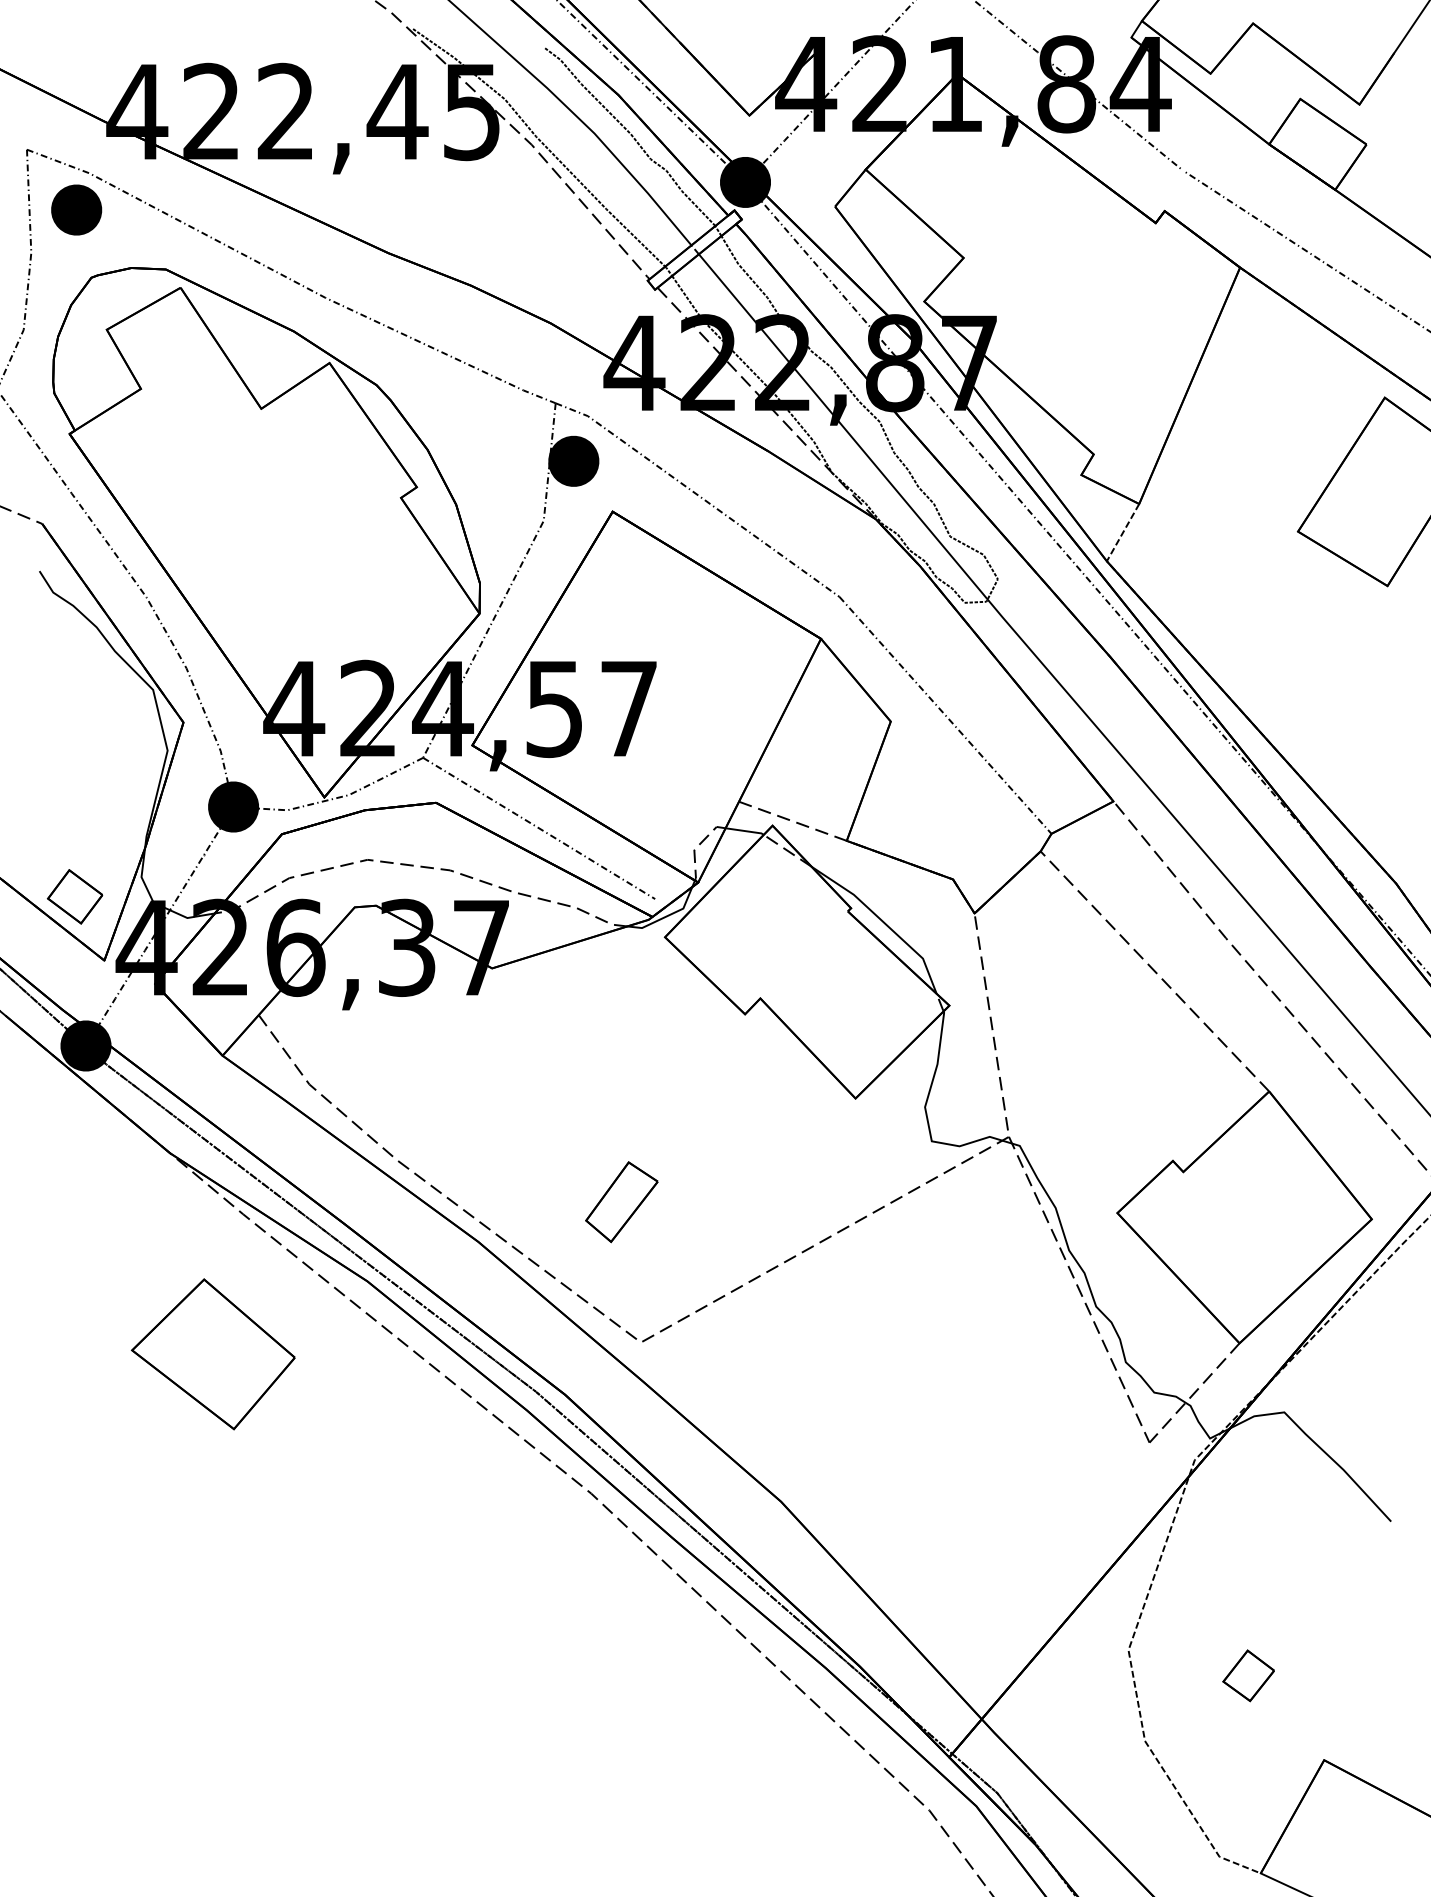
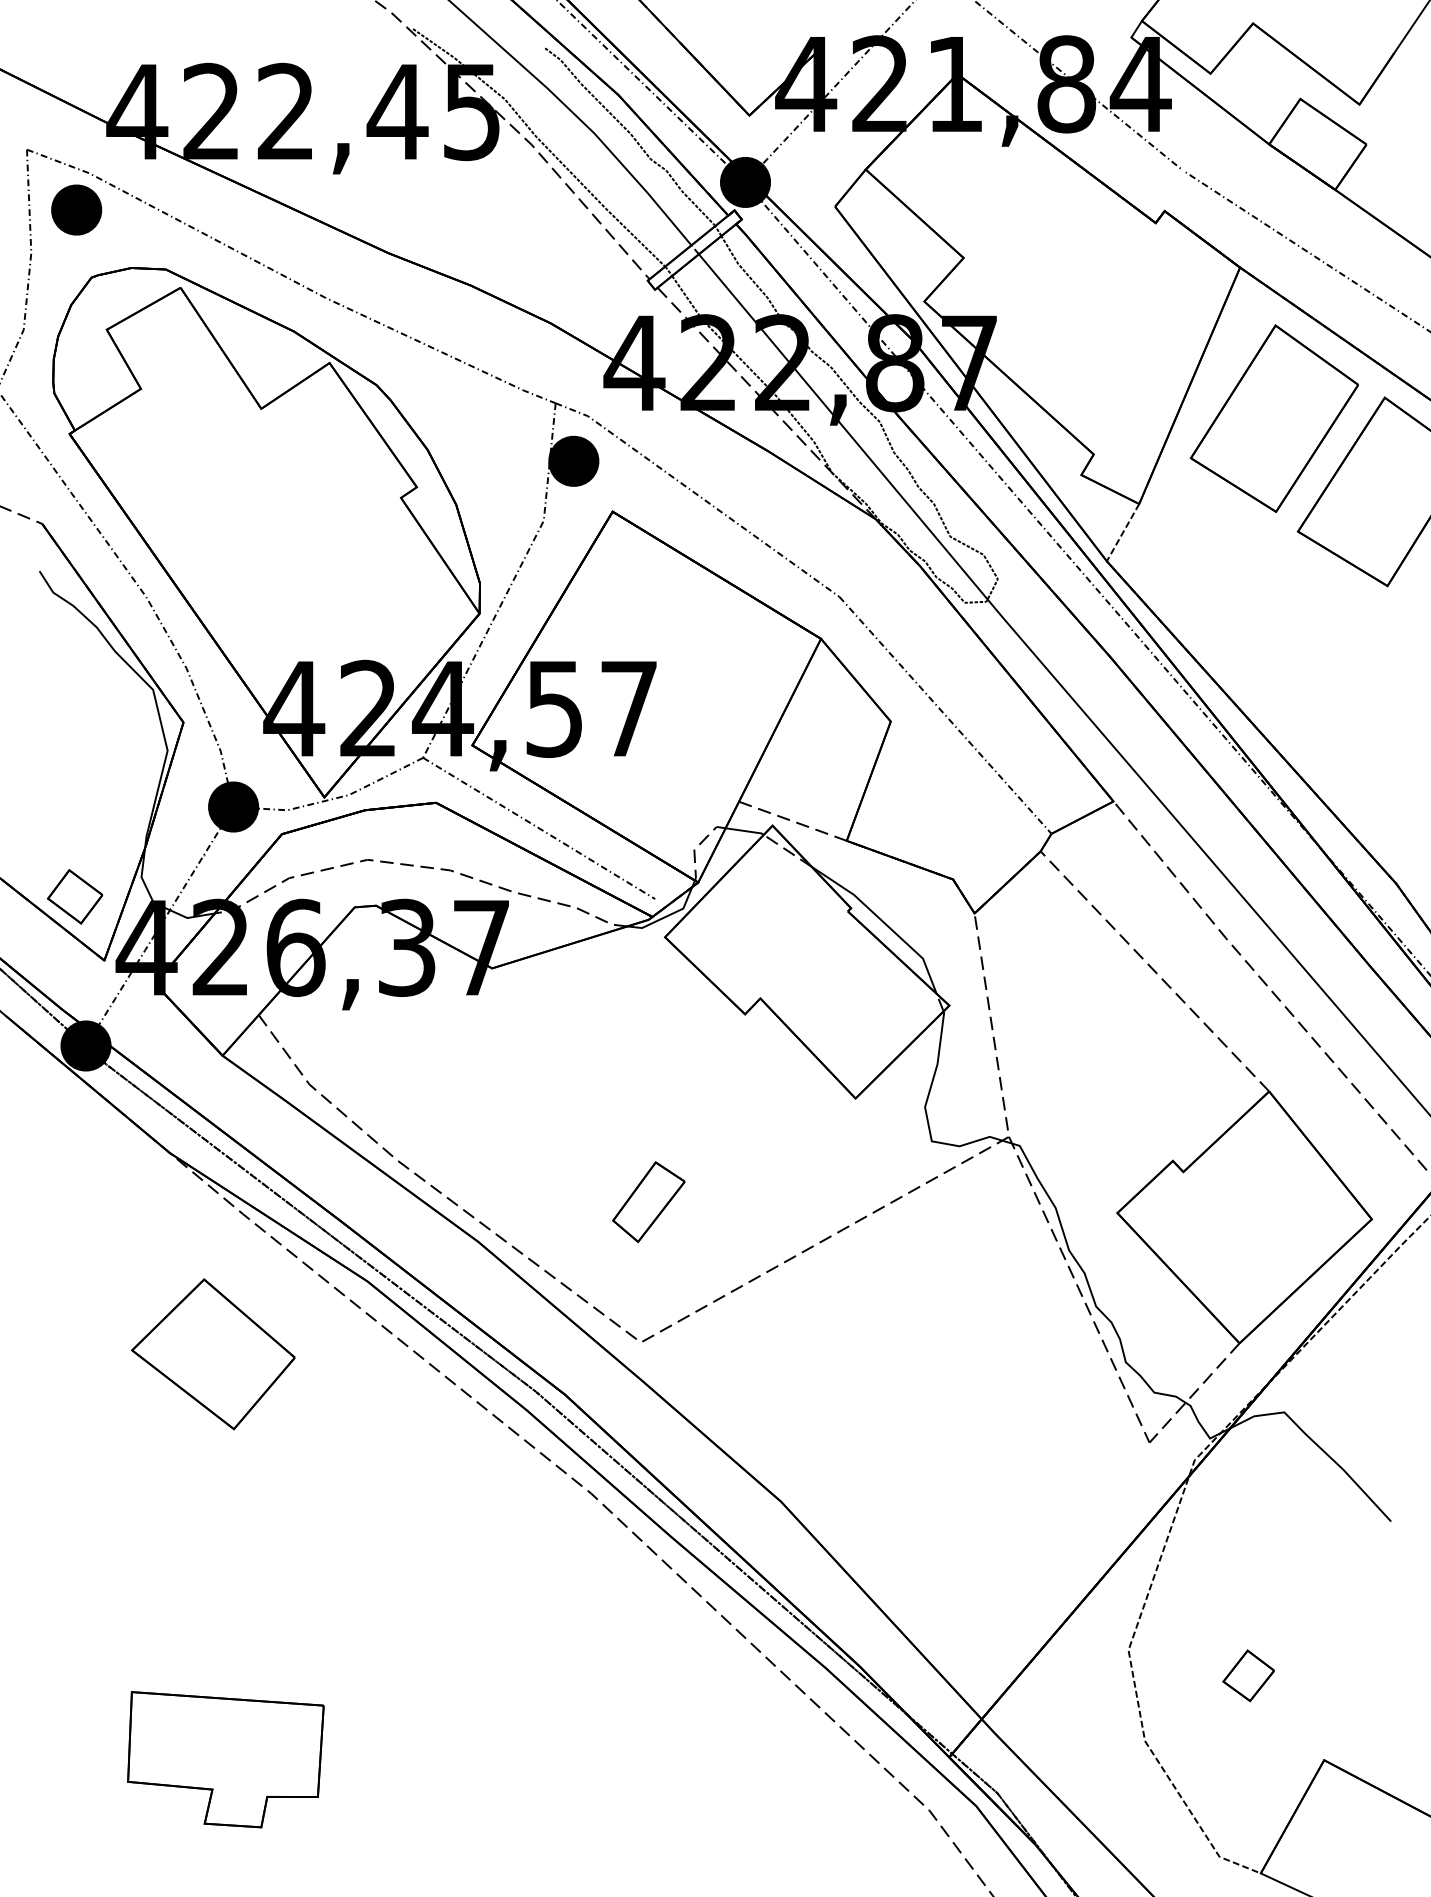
part: none -> present (1273, 418)
part position: (621, 1202) -> (648, 1202) (648, 1202)
part: none -> present (225, 1759)
